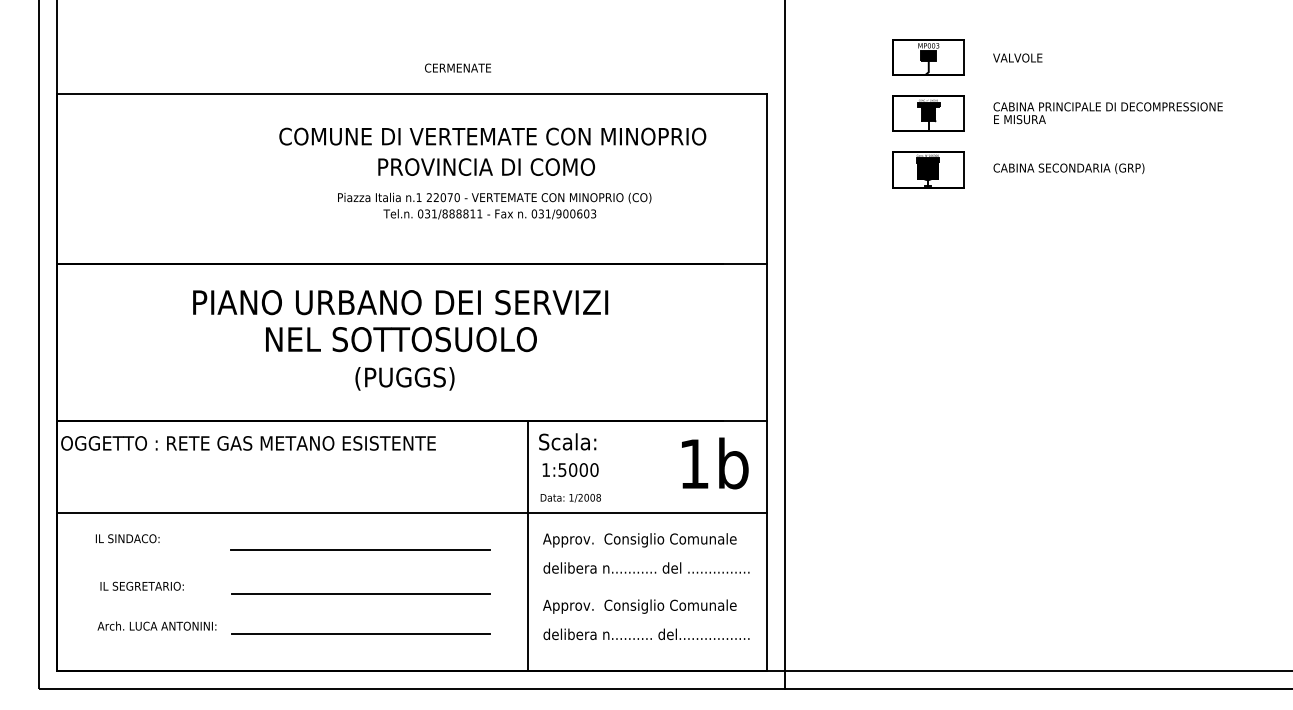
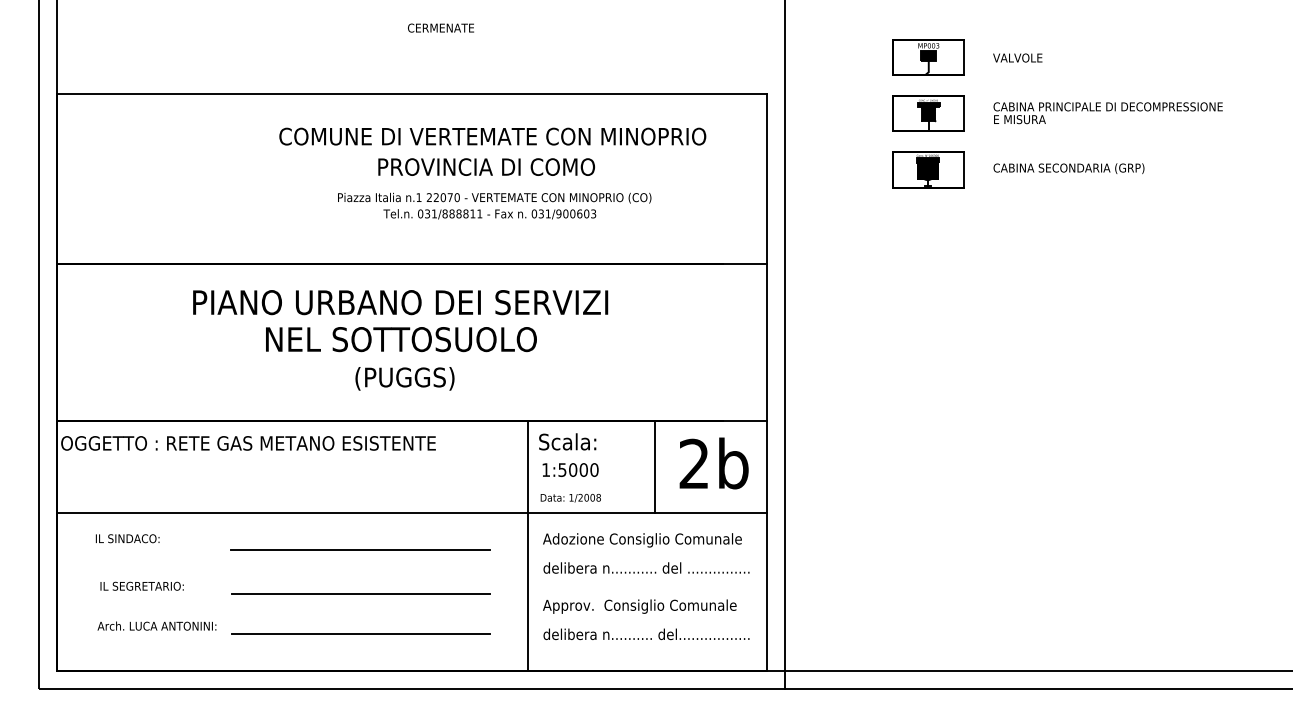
text position: (457, 67) -> (440, 27) (440, 27)
text: 1b -> 2b (693, 463)
line: none -> present (655, 467)
text: Approv.  Consiglio Comunale -> Adozione Consiglio Comunale (646, 540)
